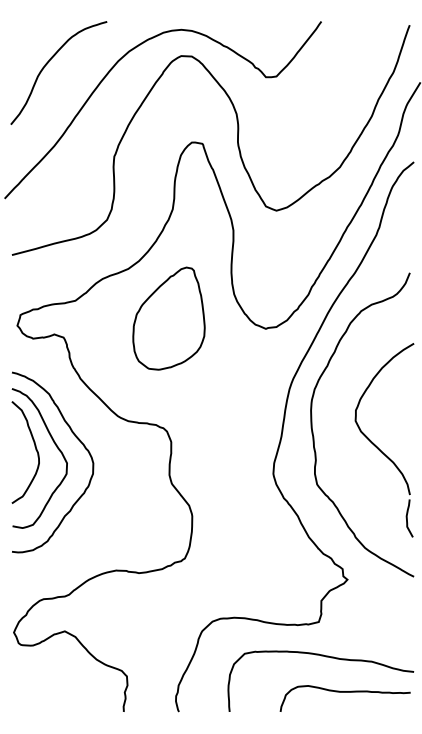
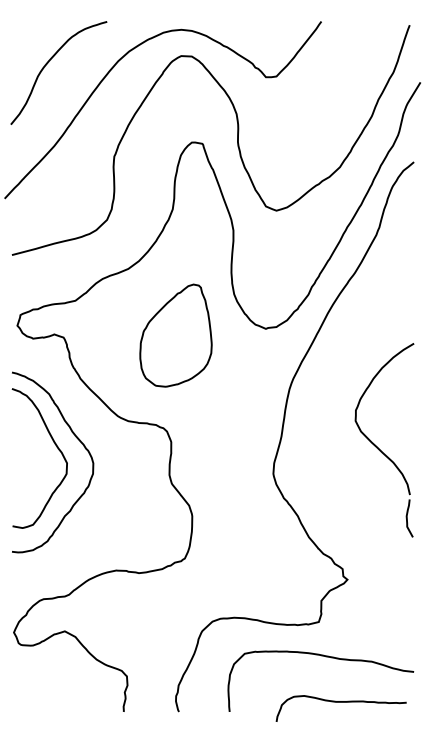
part position: (168, 318) -> (175, 335) (175, 335)
curve: present -> none (314, 436)
curve: present -> none (35, 450)
curve position: (344, 692) -> (340, 702) (340, 702)
